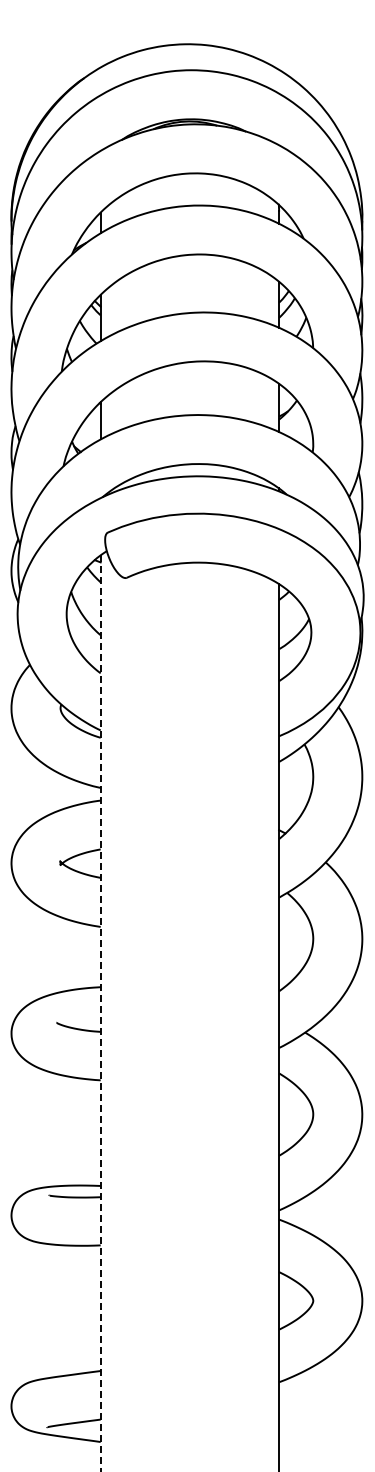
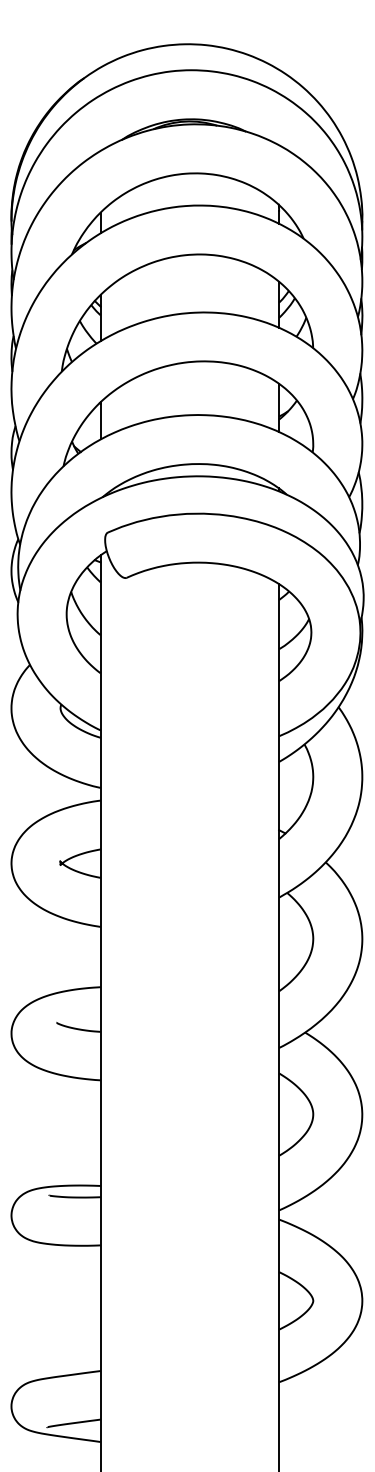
line: dashed -> solid (100, 1014)
